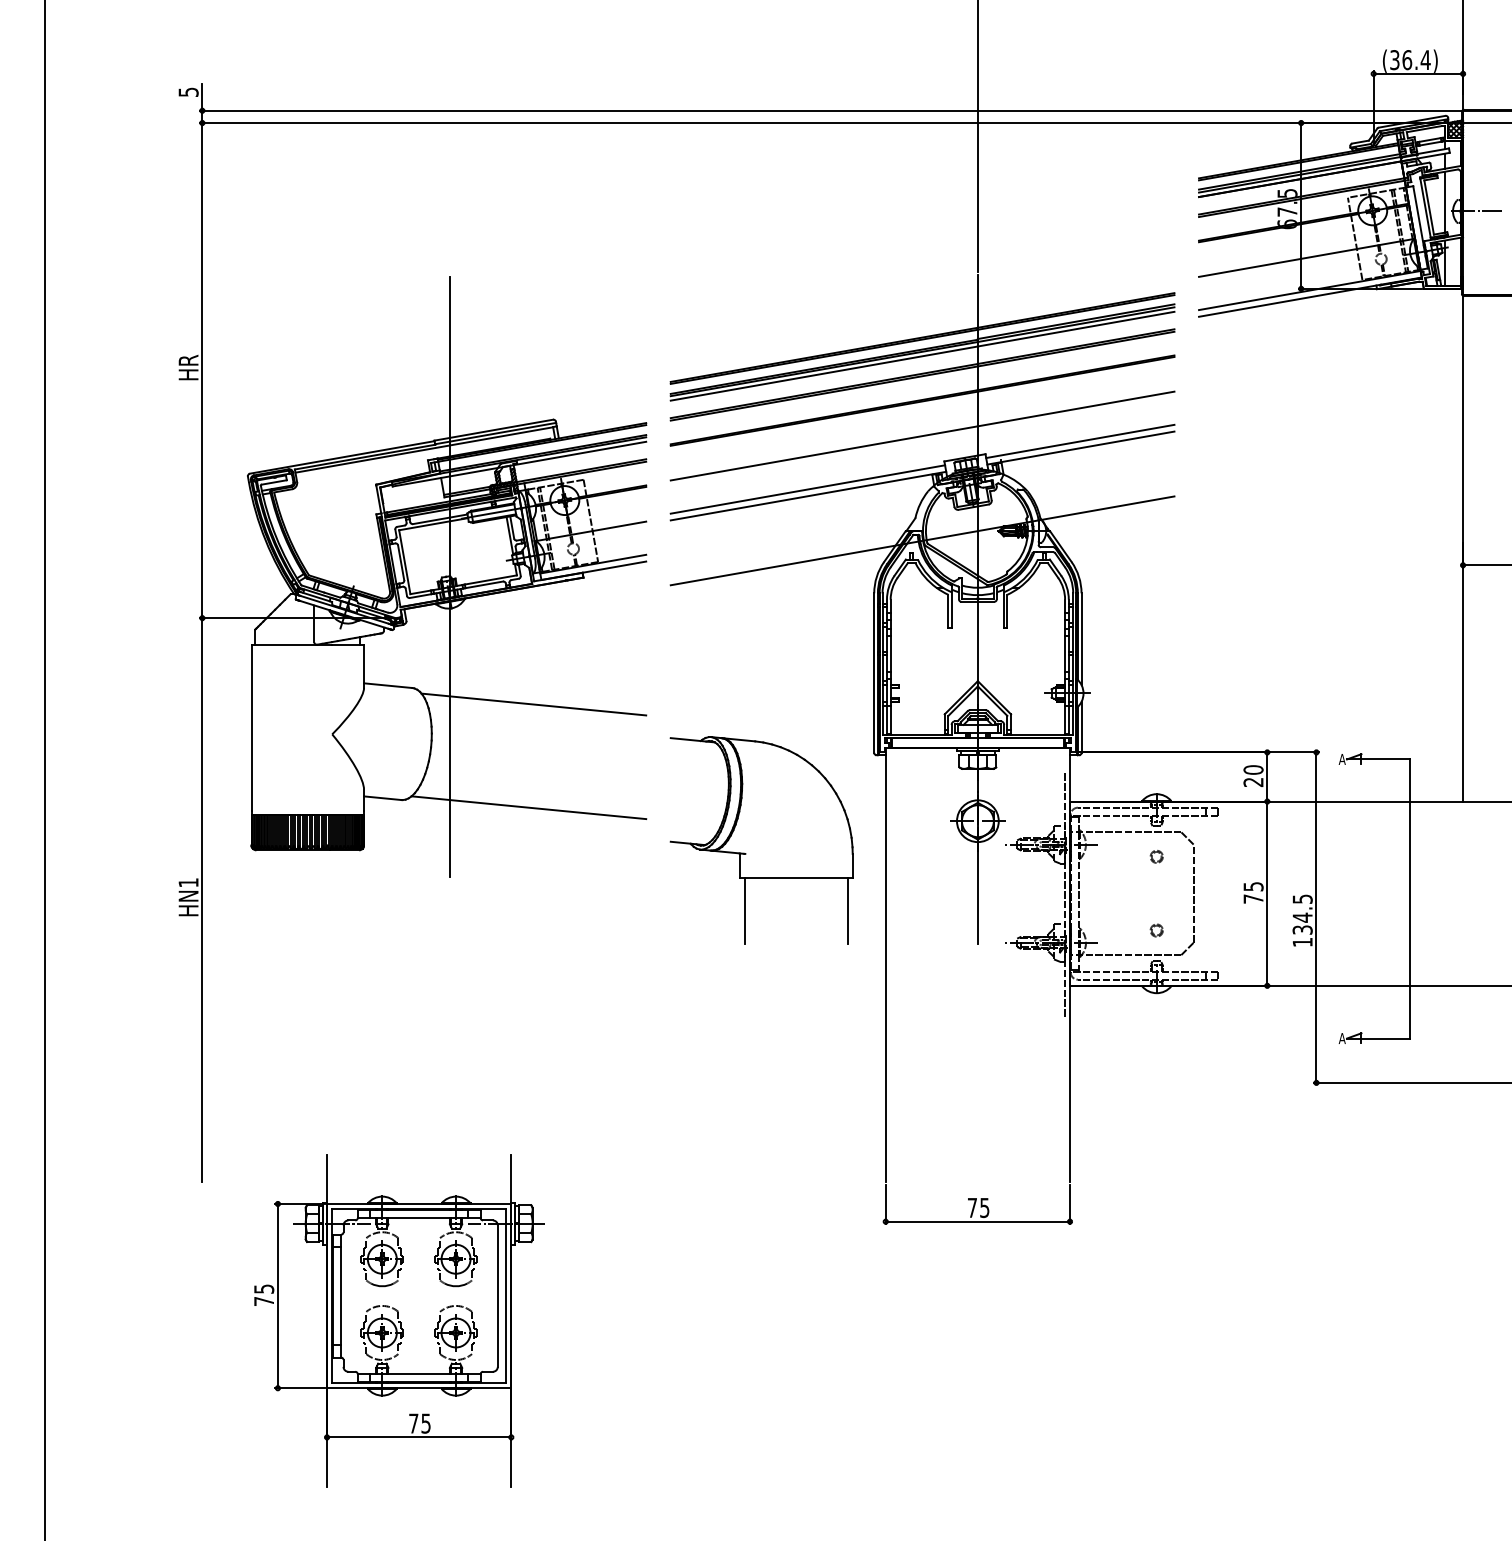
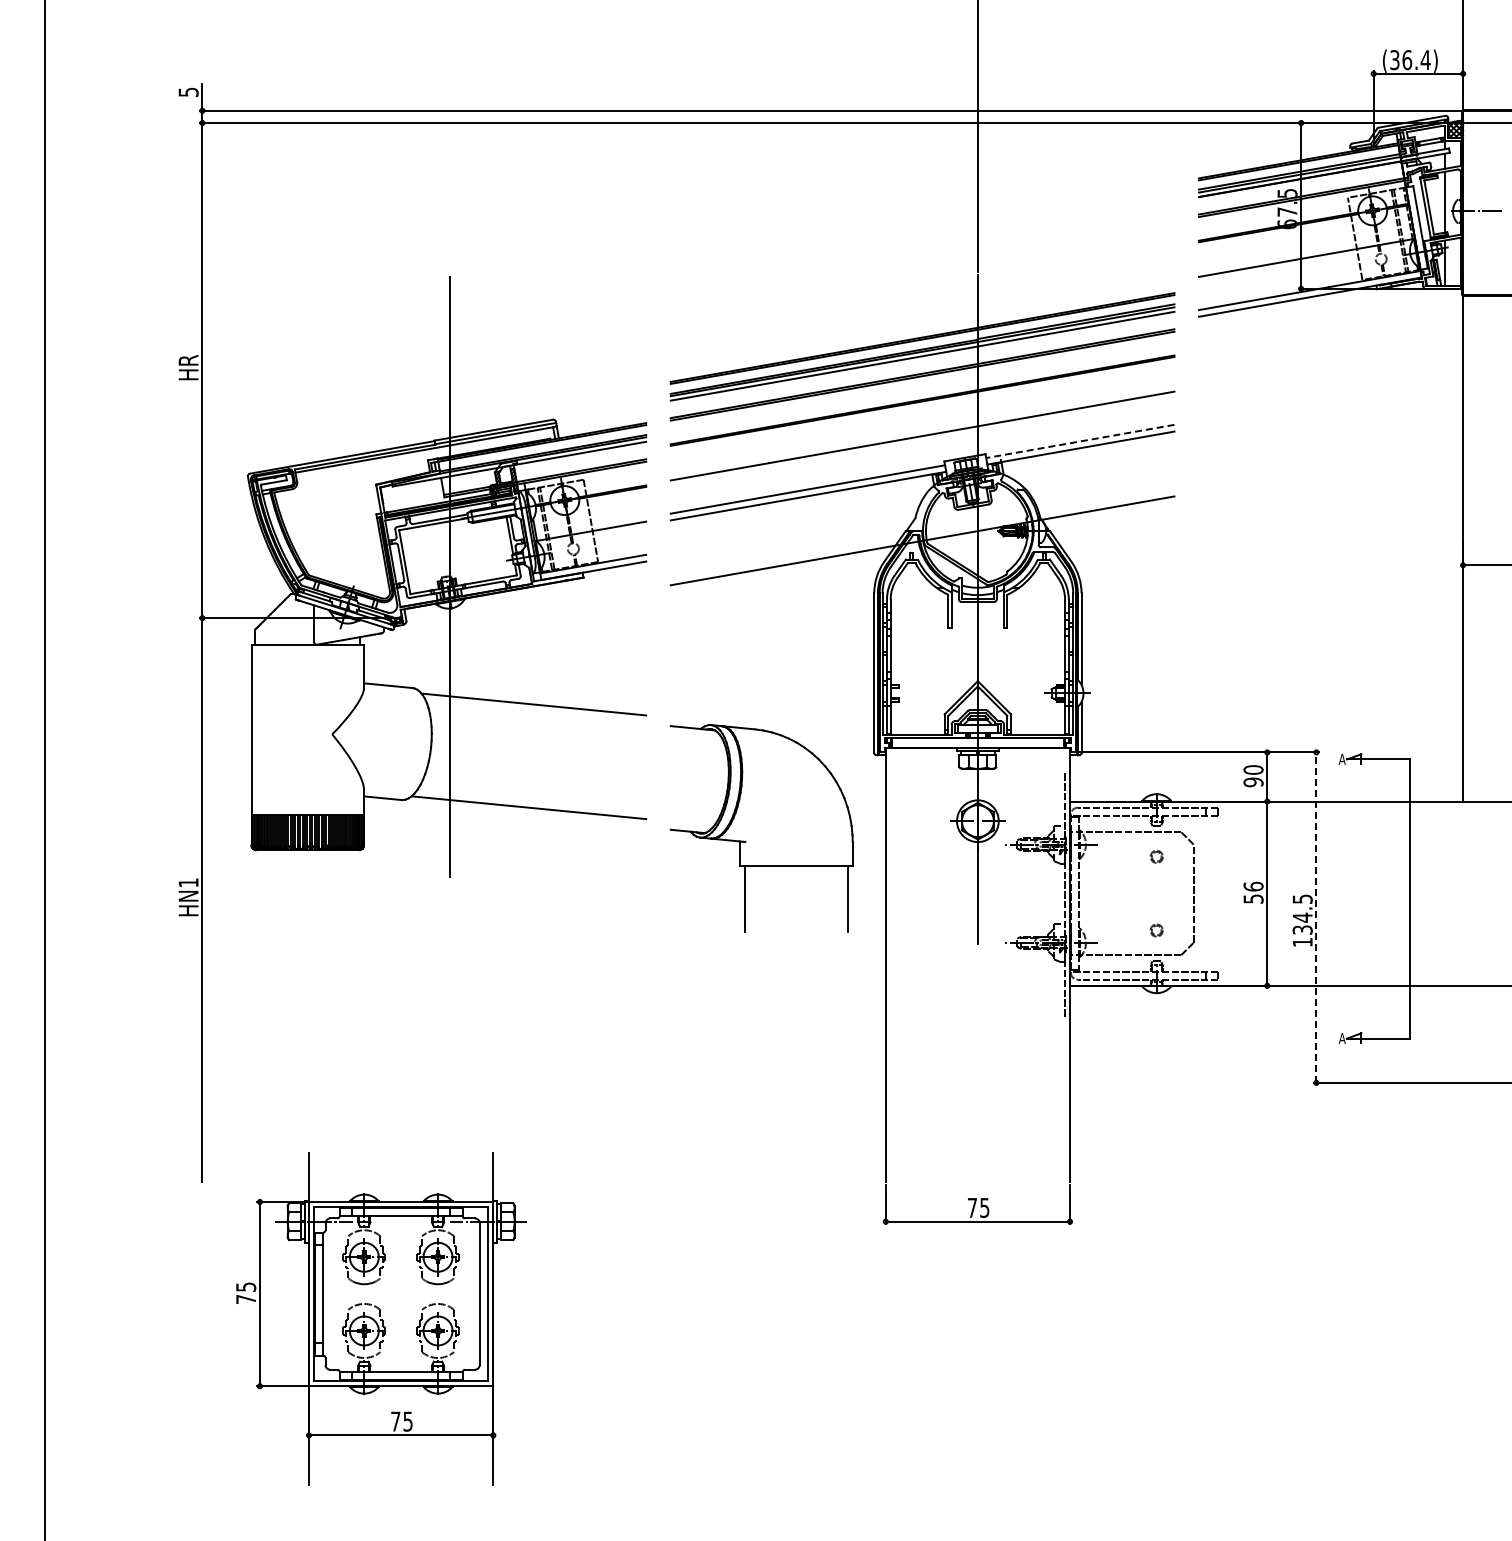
line: solid -> dashed (1080, 441)
text: 20 -> 90 (1253, 782)
part position: (761, 840) -> (761, 828) (761, 828)
text: 75 -> 56 (1253, 892)
line: solid -> dashed (1316, 917)
part position: (399, 1320) -> (381, 1318) (381, 1318)
